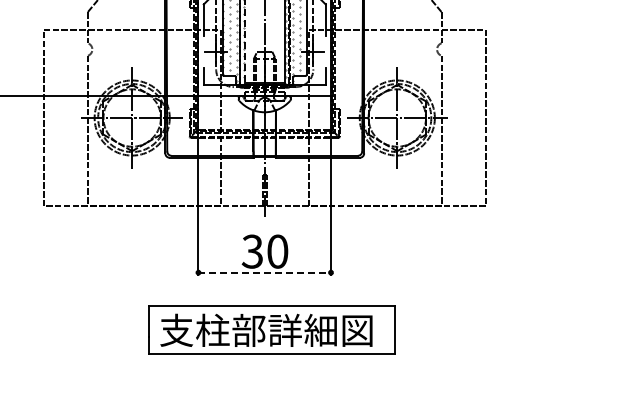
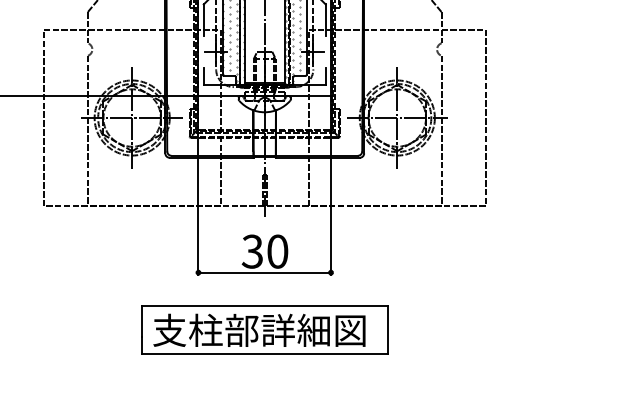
line: dashed -> solid (244, 41)
line: dashed -> solid (265, 272)
part position: (271, 329) -> (264, 329) (264, 329)
